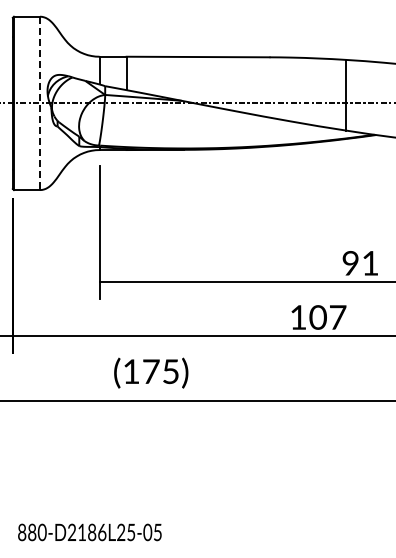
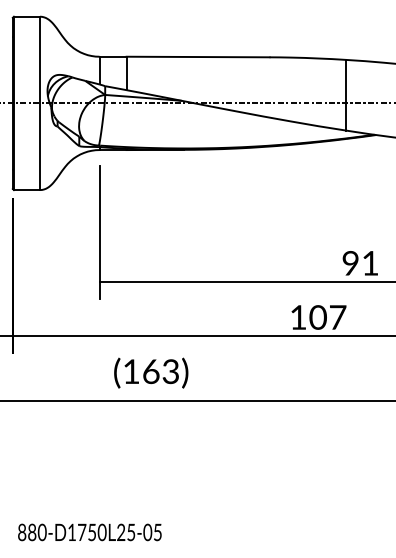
line: dashed -> solid (39, 103)
text: (175) -> (163) (160, 371)
text: 880-D2186L25-05 -> 880-D1750L25-05 (86, 532)
